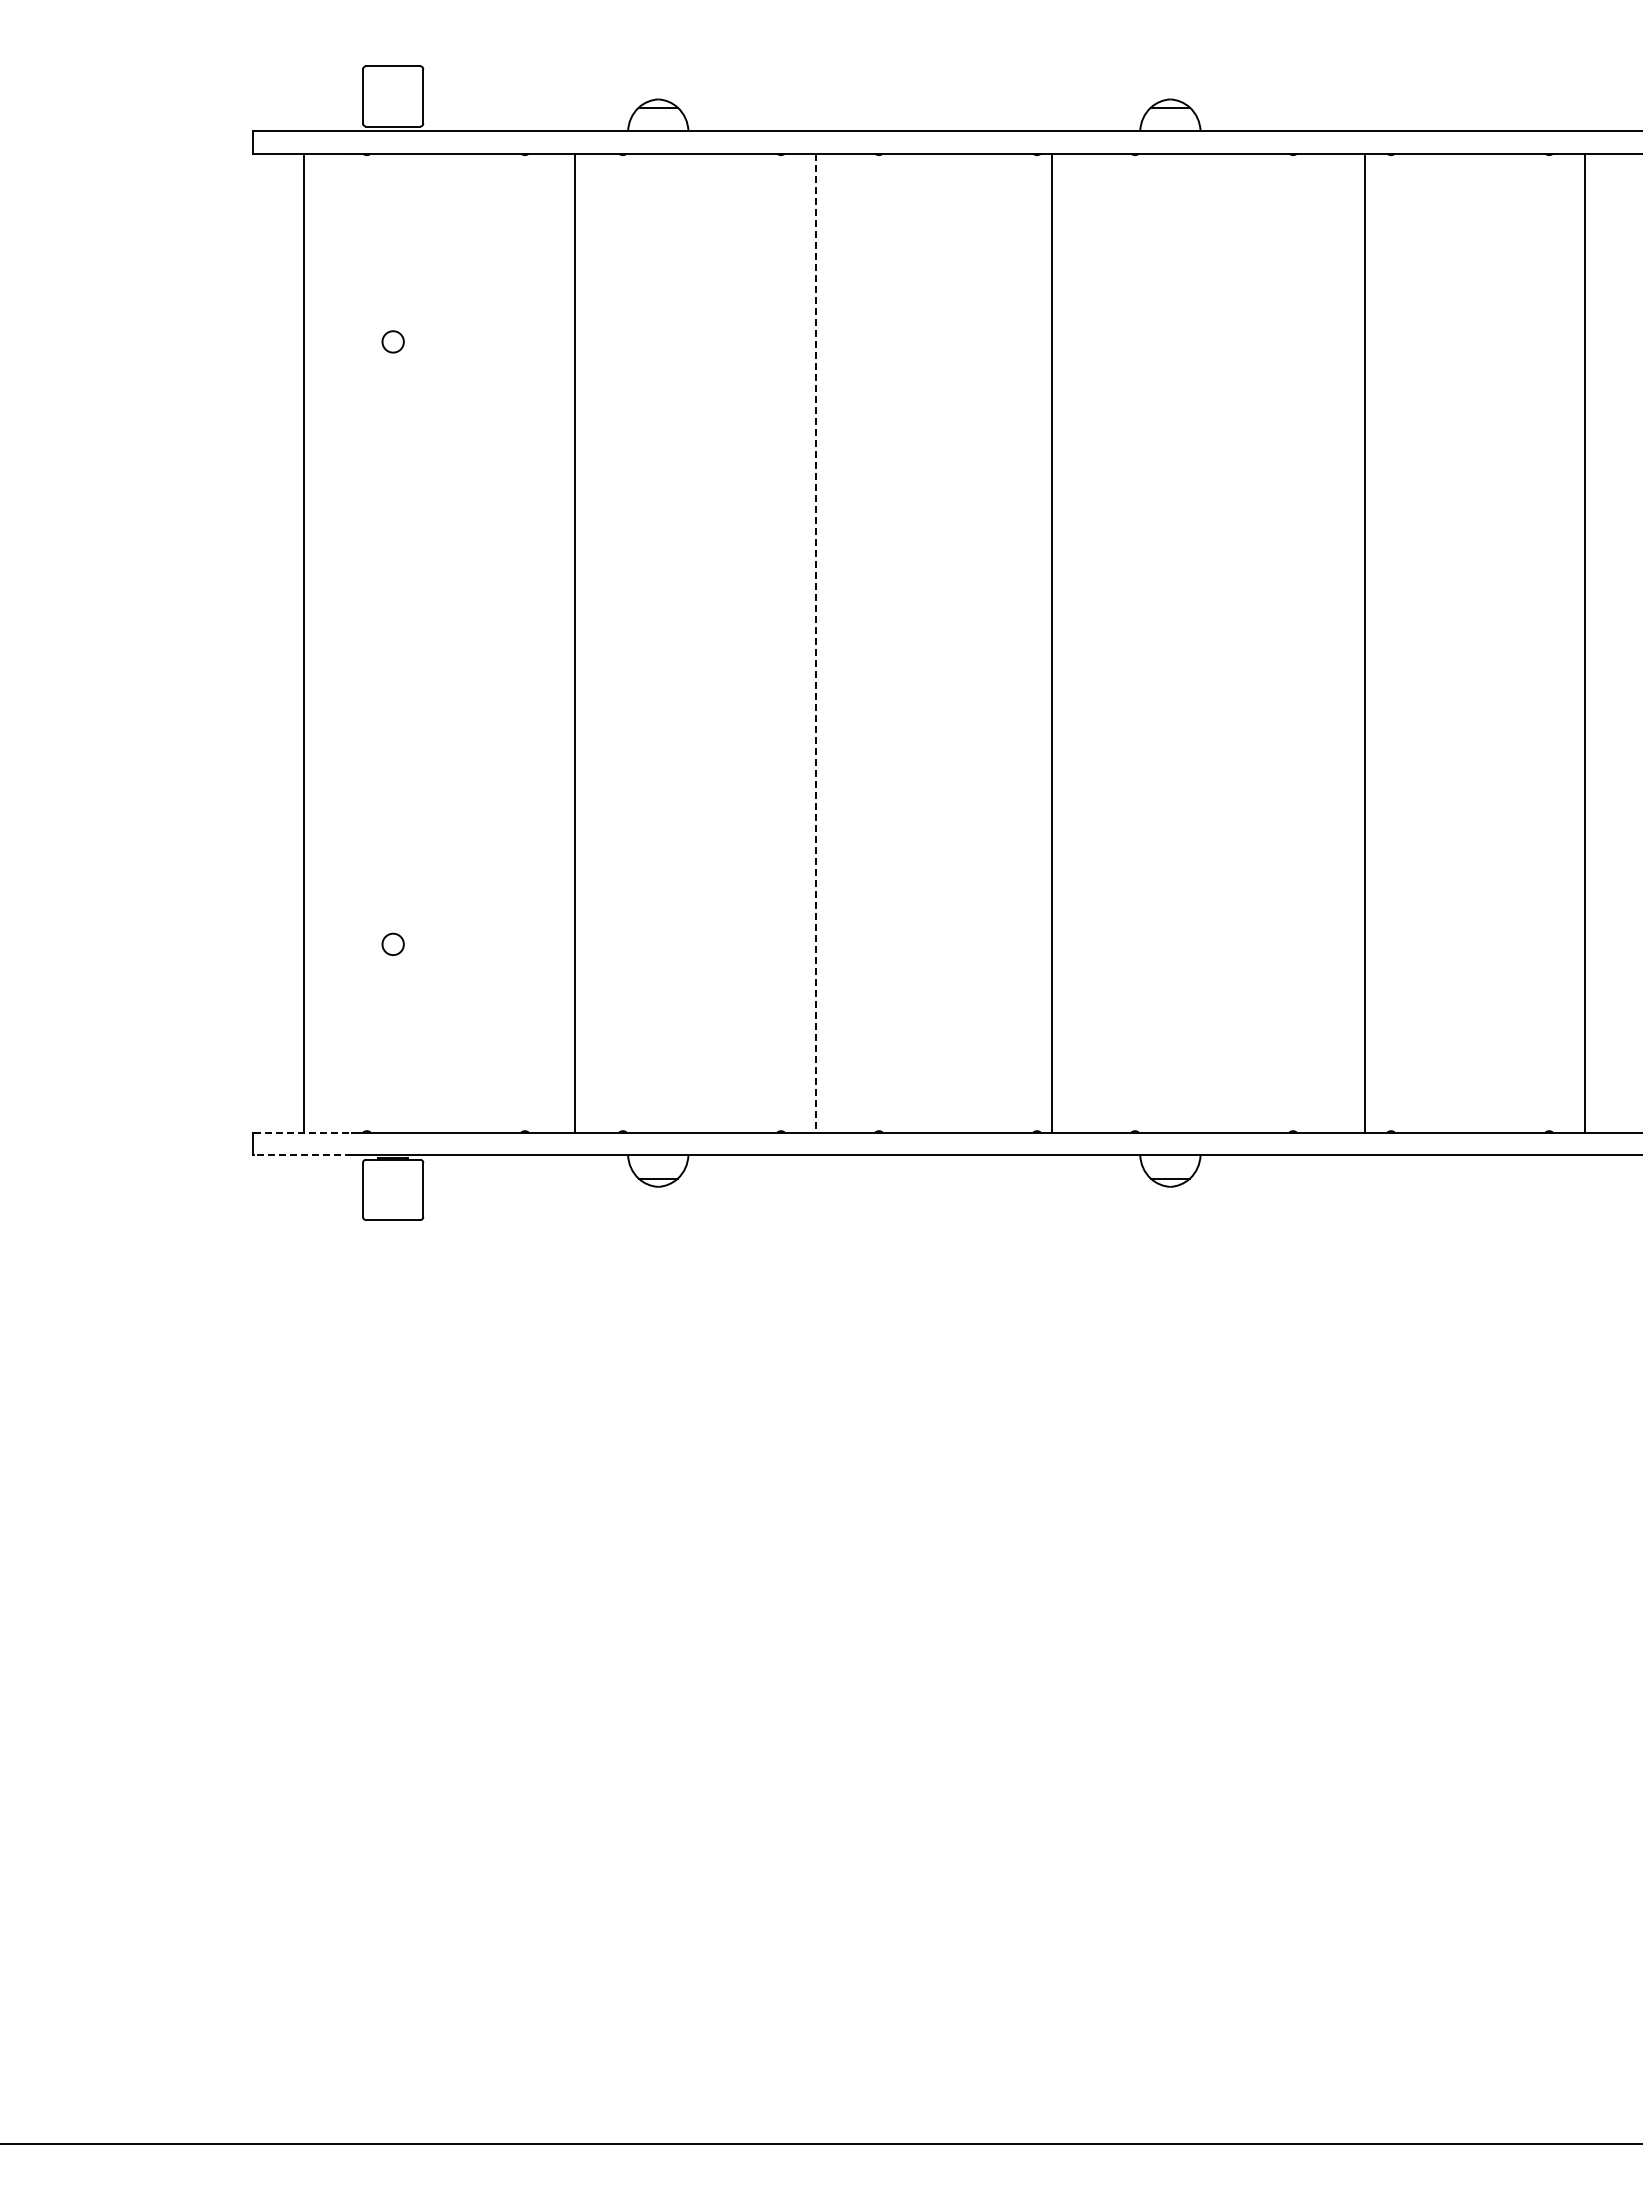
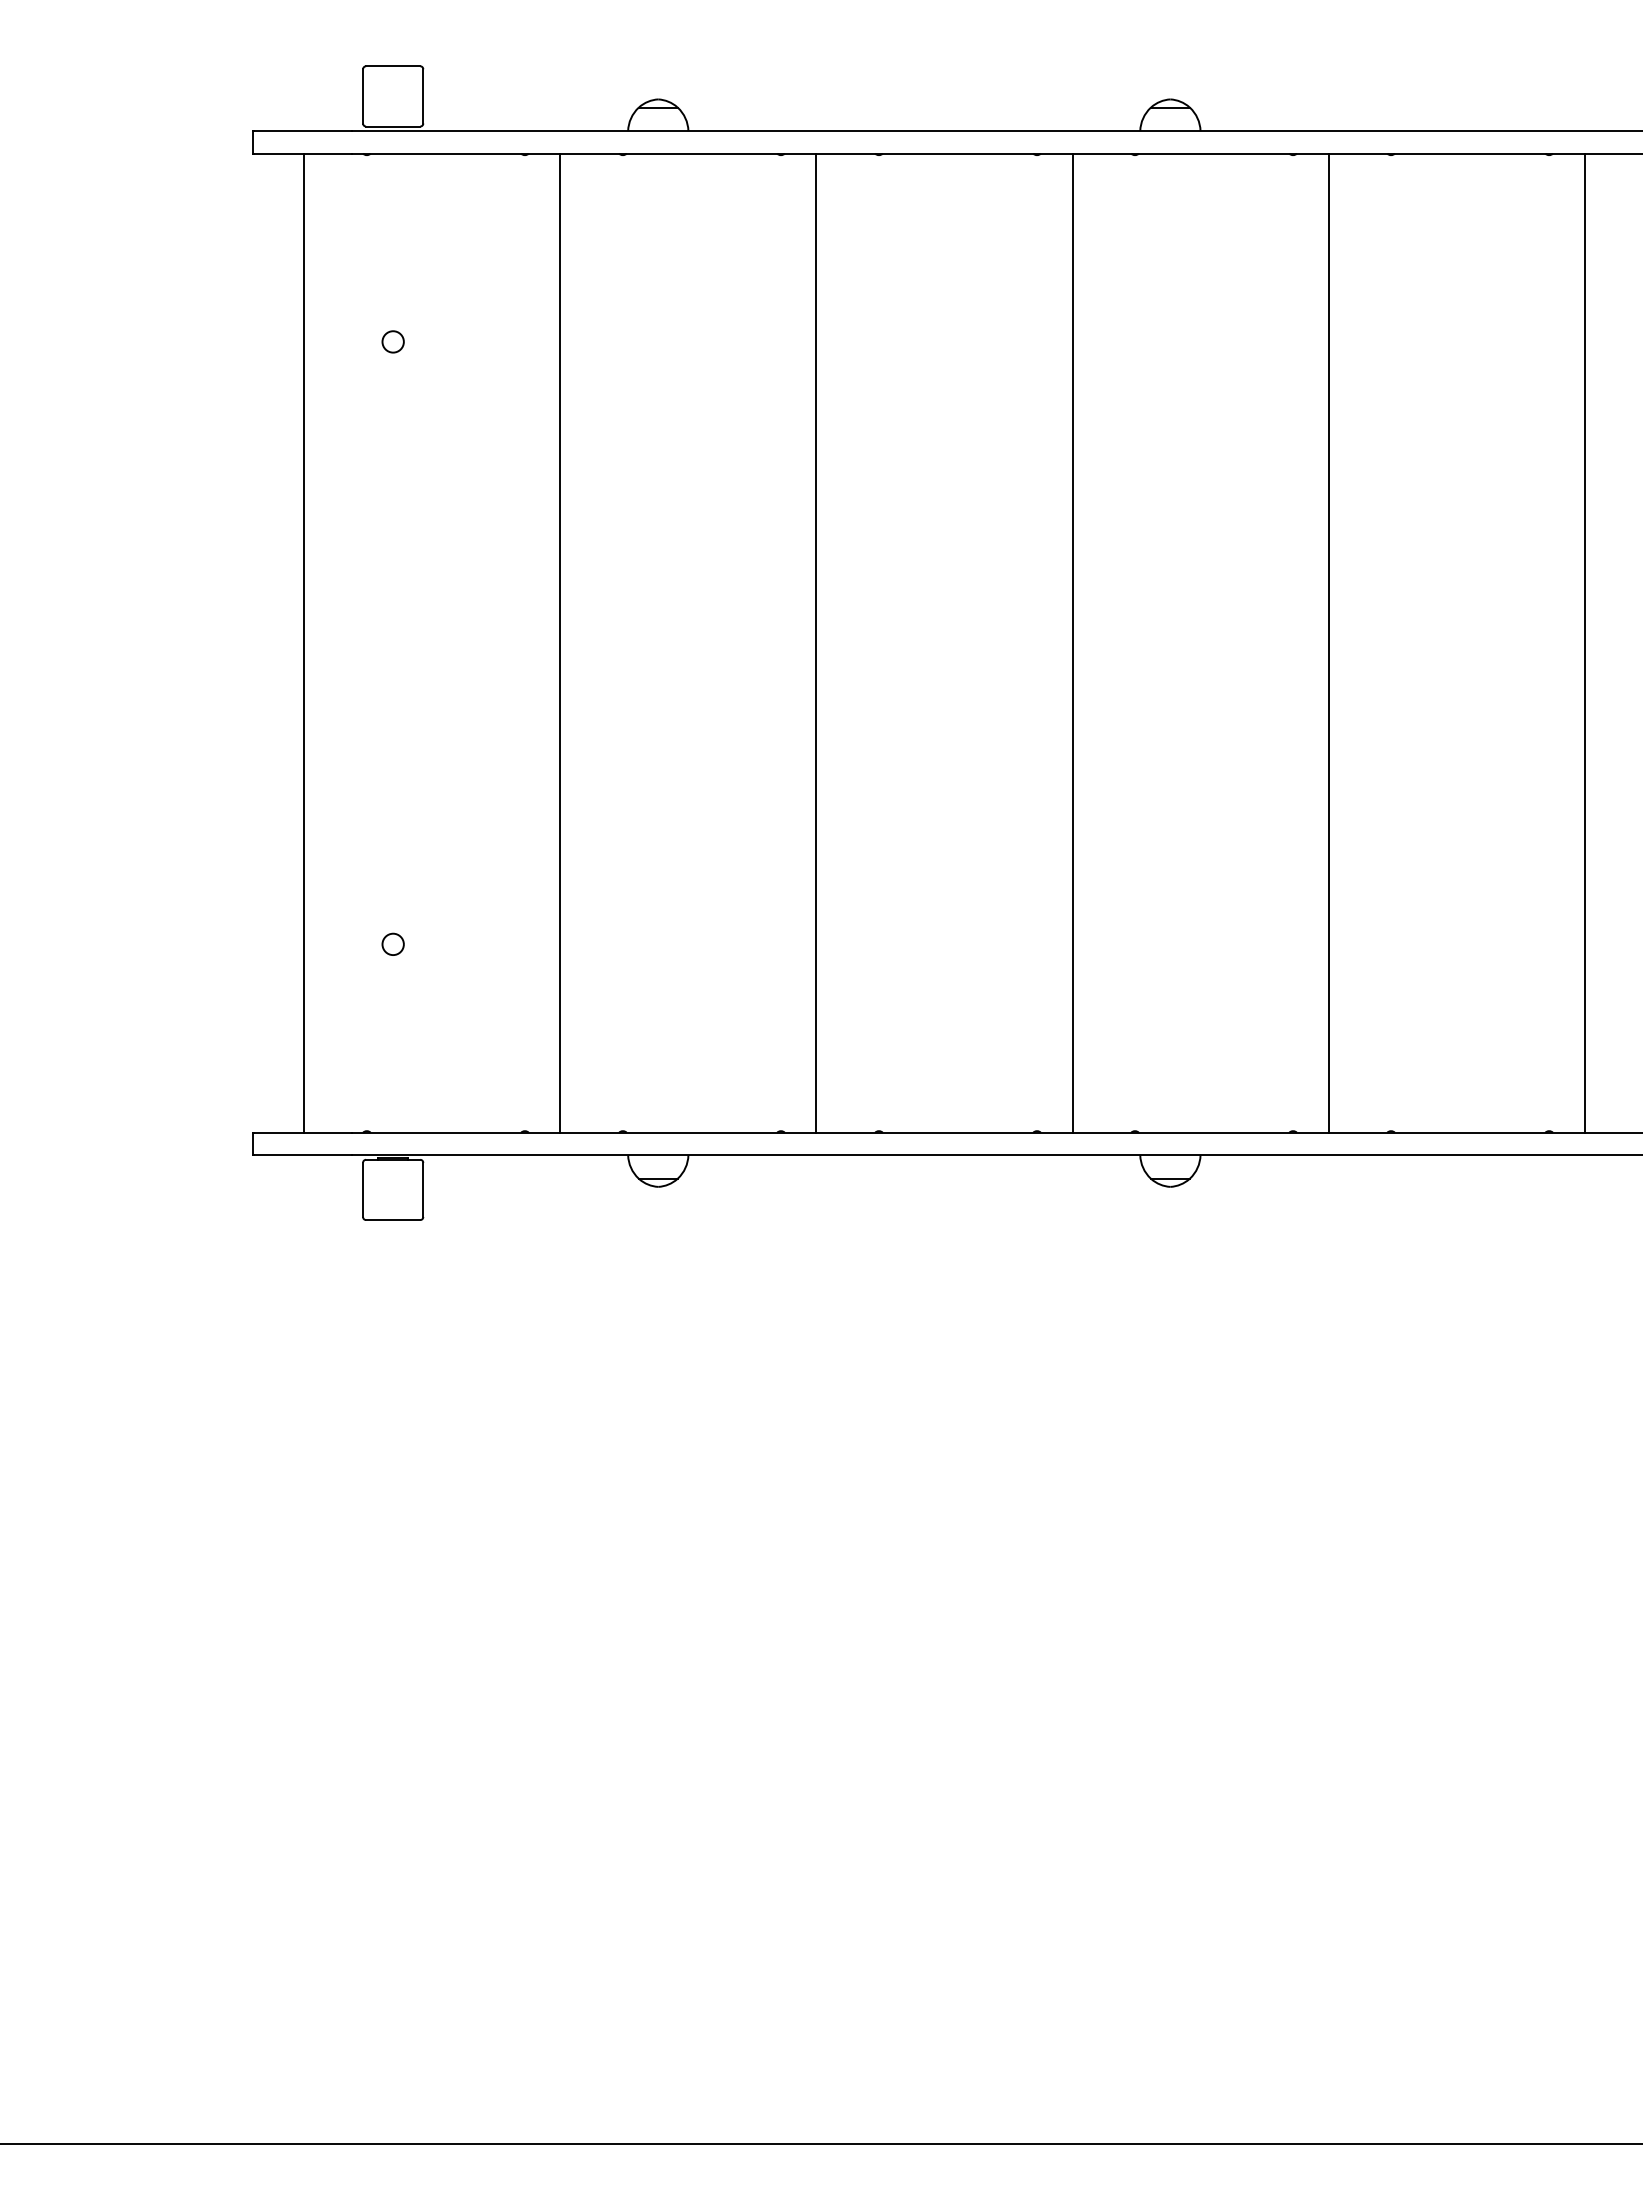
line position: (575, 642) -> (560, 642) (560, 642)
line position: (1051, 642) -> (1072, 642) (1072, 642)
line position: (1364, 642) -> (1328, 642) (1328, 642)
line: dashed -> solid (816, 643)
line: dashed -> solid (303, 1132)
line: dashed -> solid (302, 1155)
